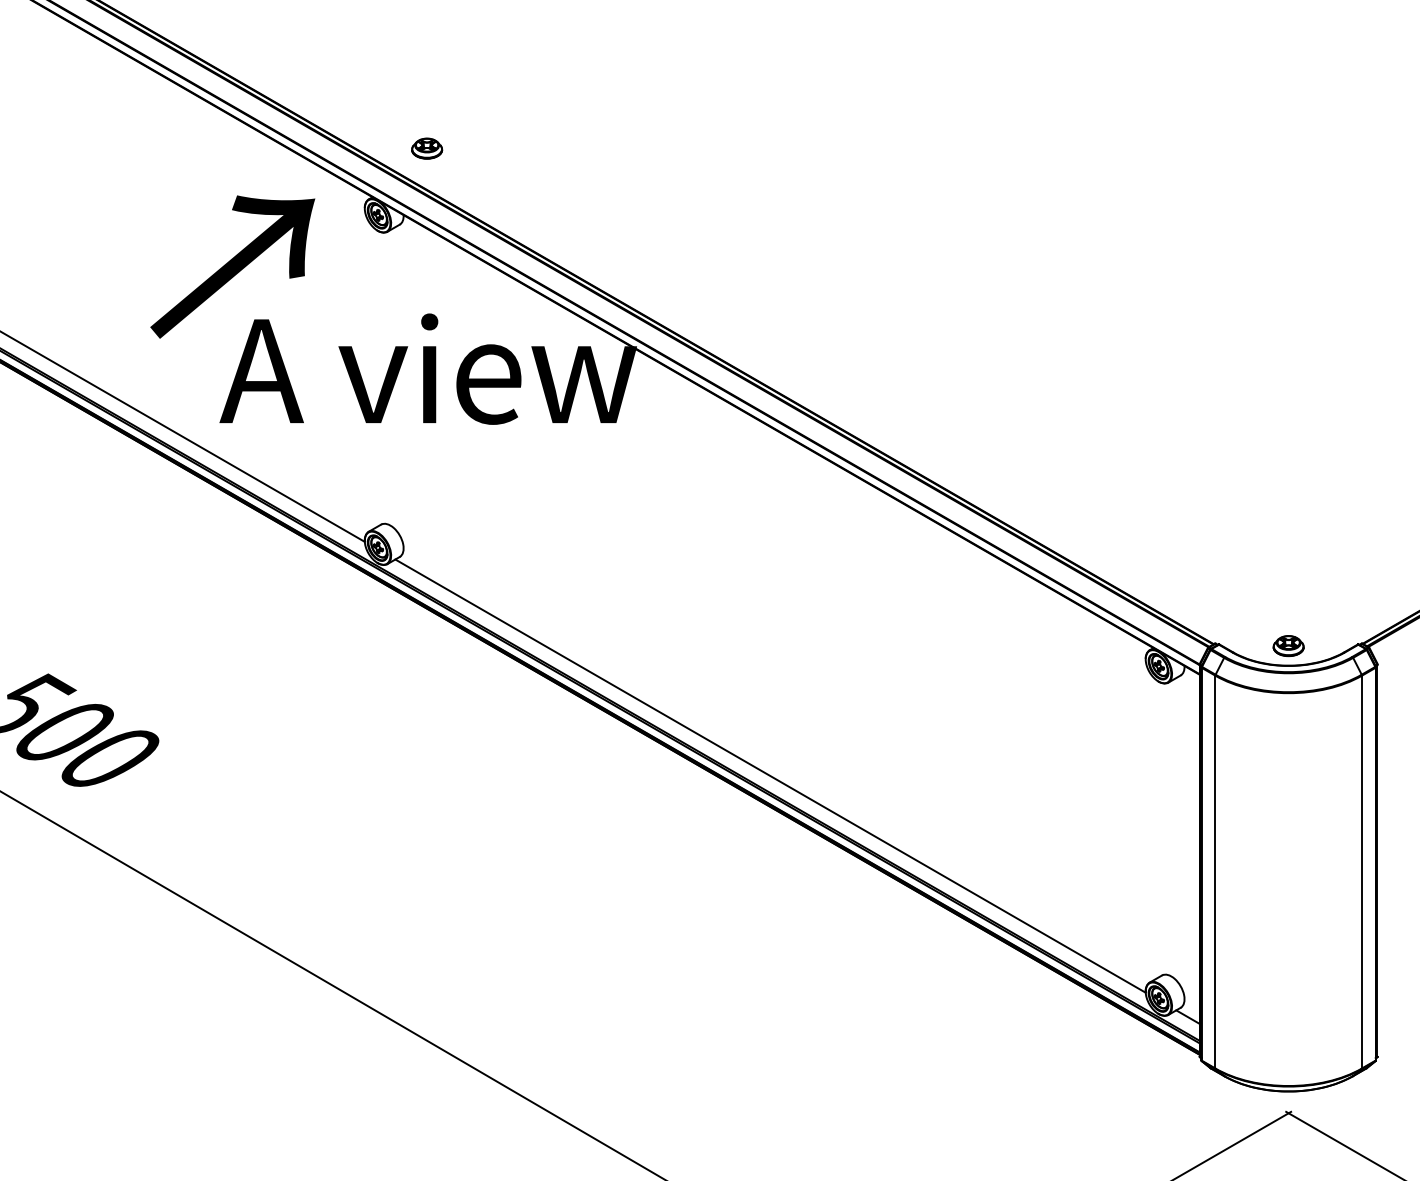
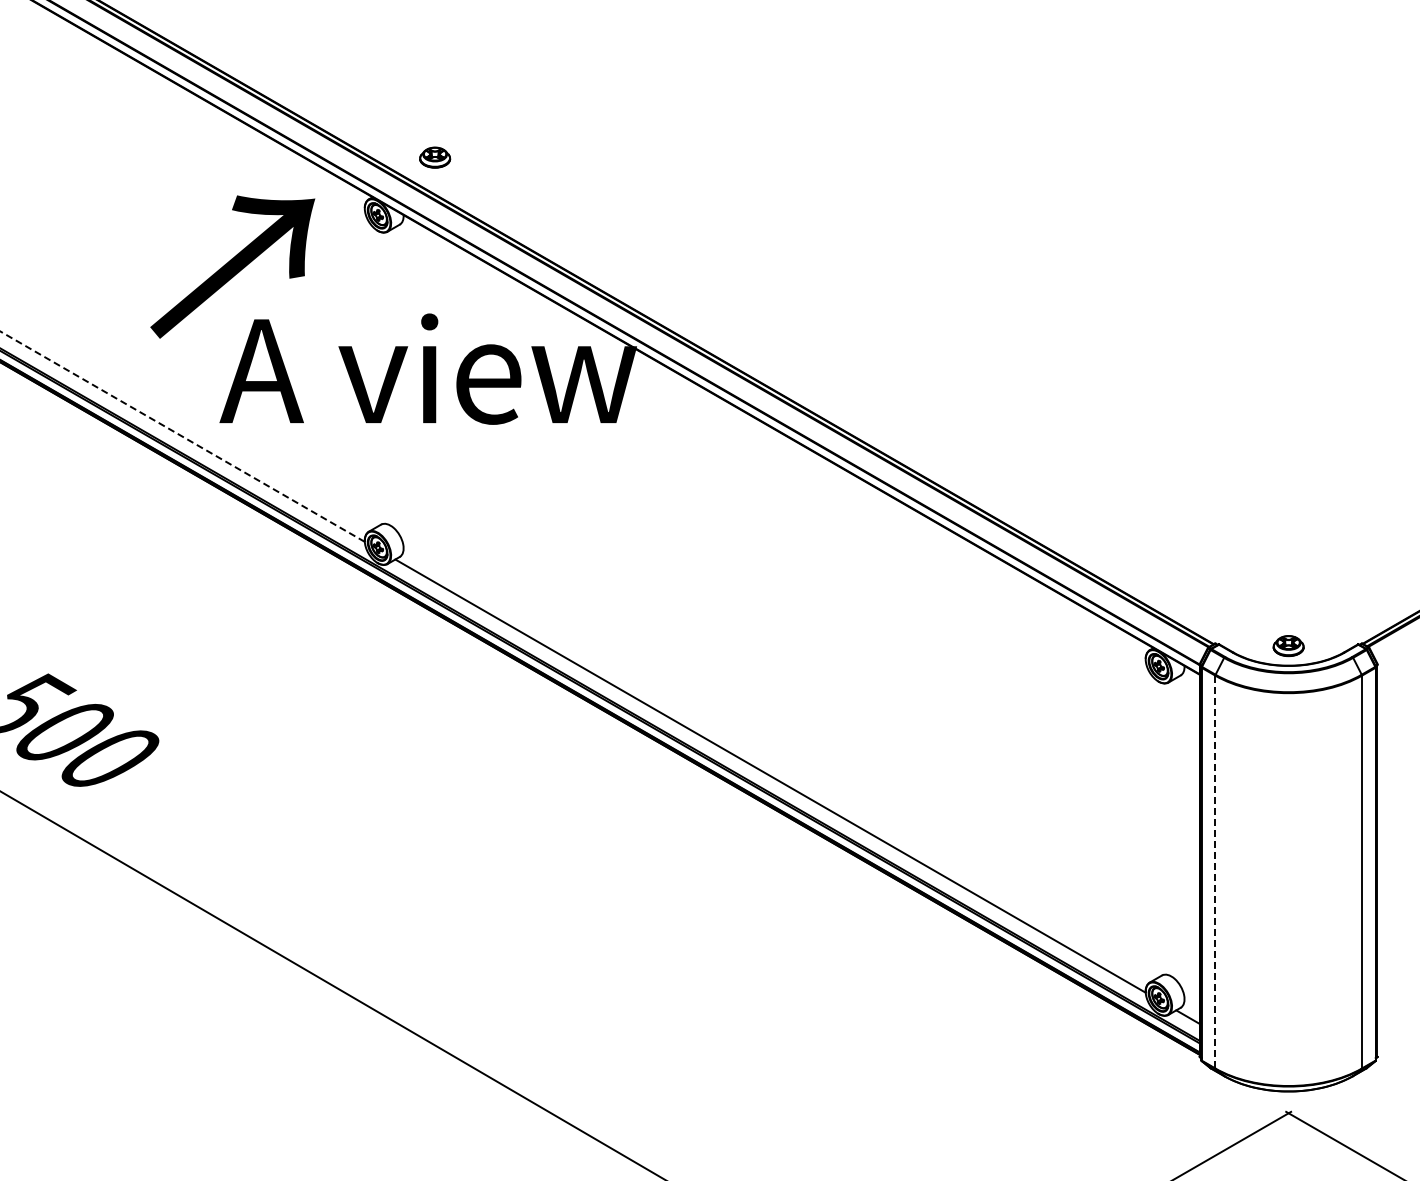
part position: (427, 148) -> (435, 157) (435, 157)
line: solid -> dashed (182, 436)
line: solid -> dashed (1215, 872)
